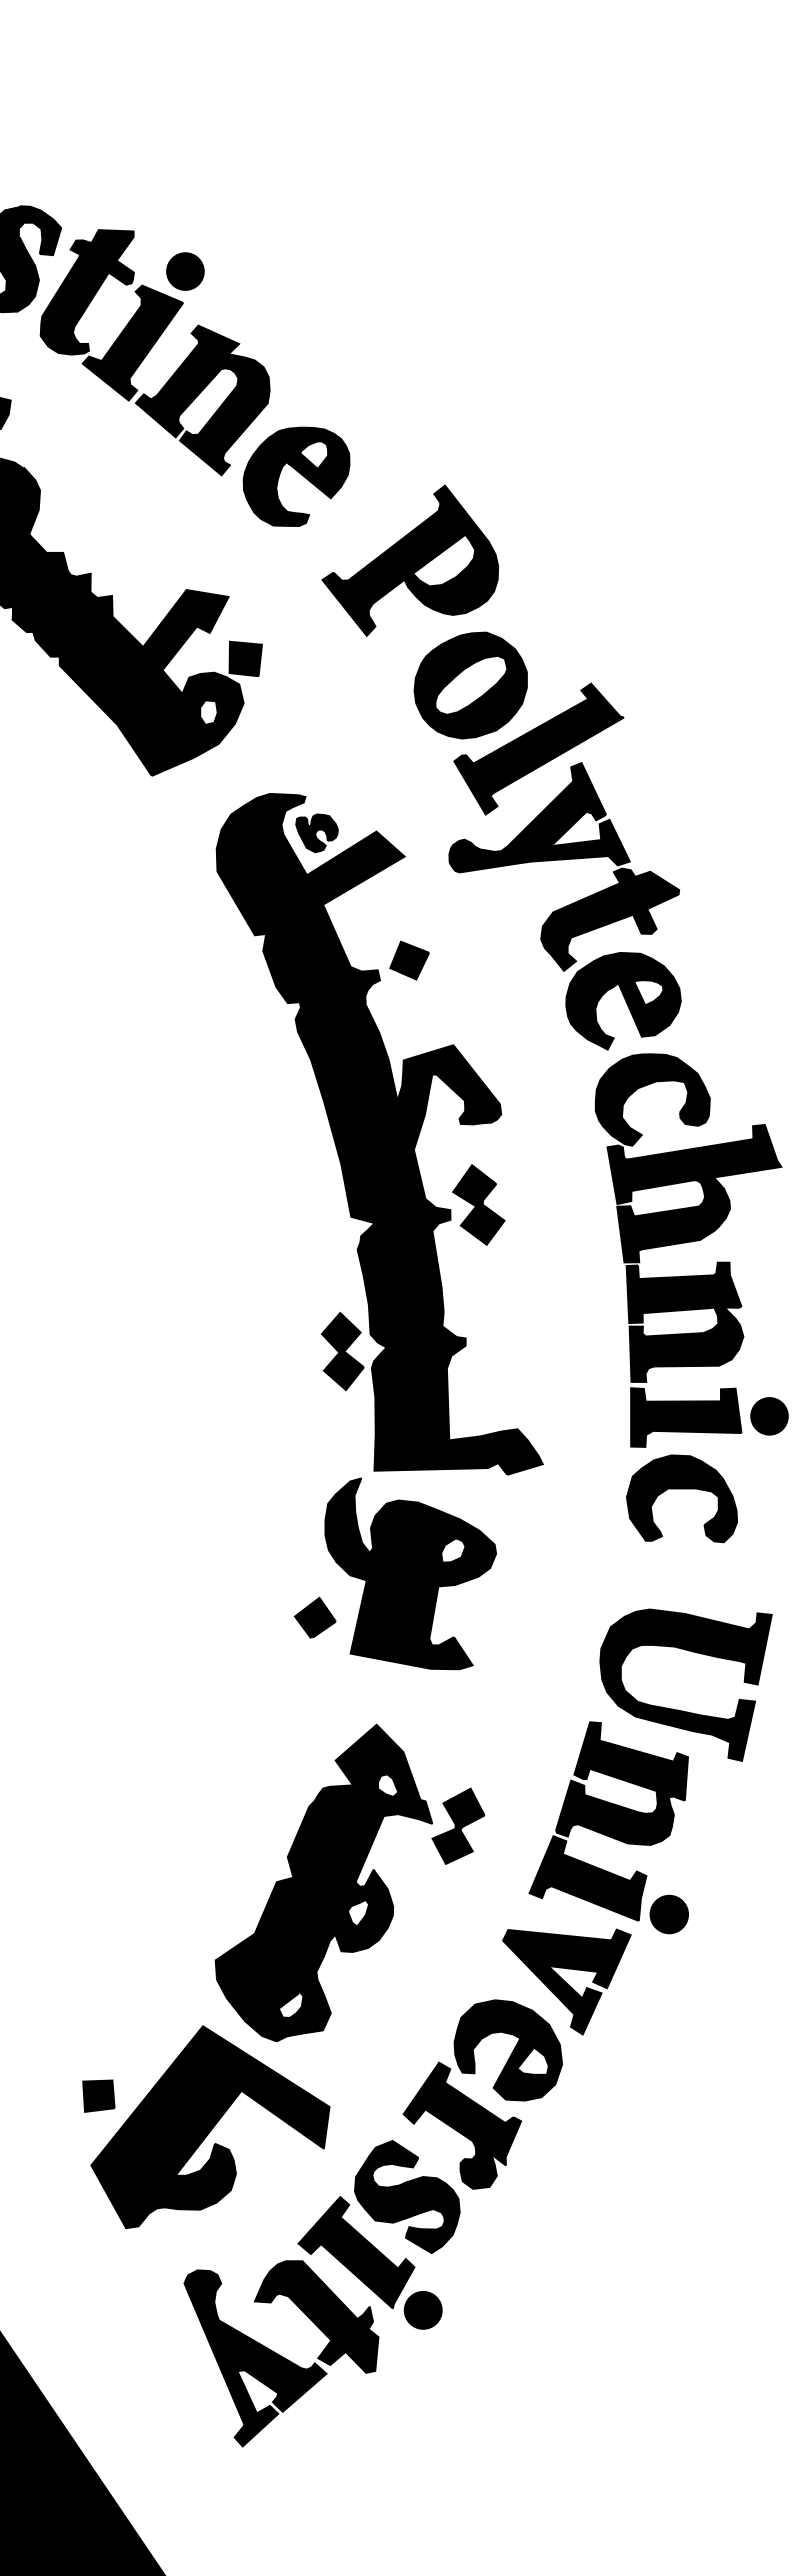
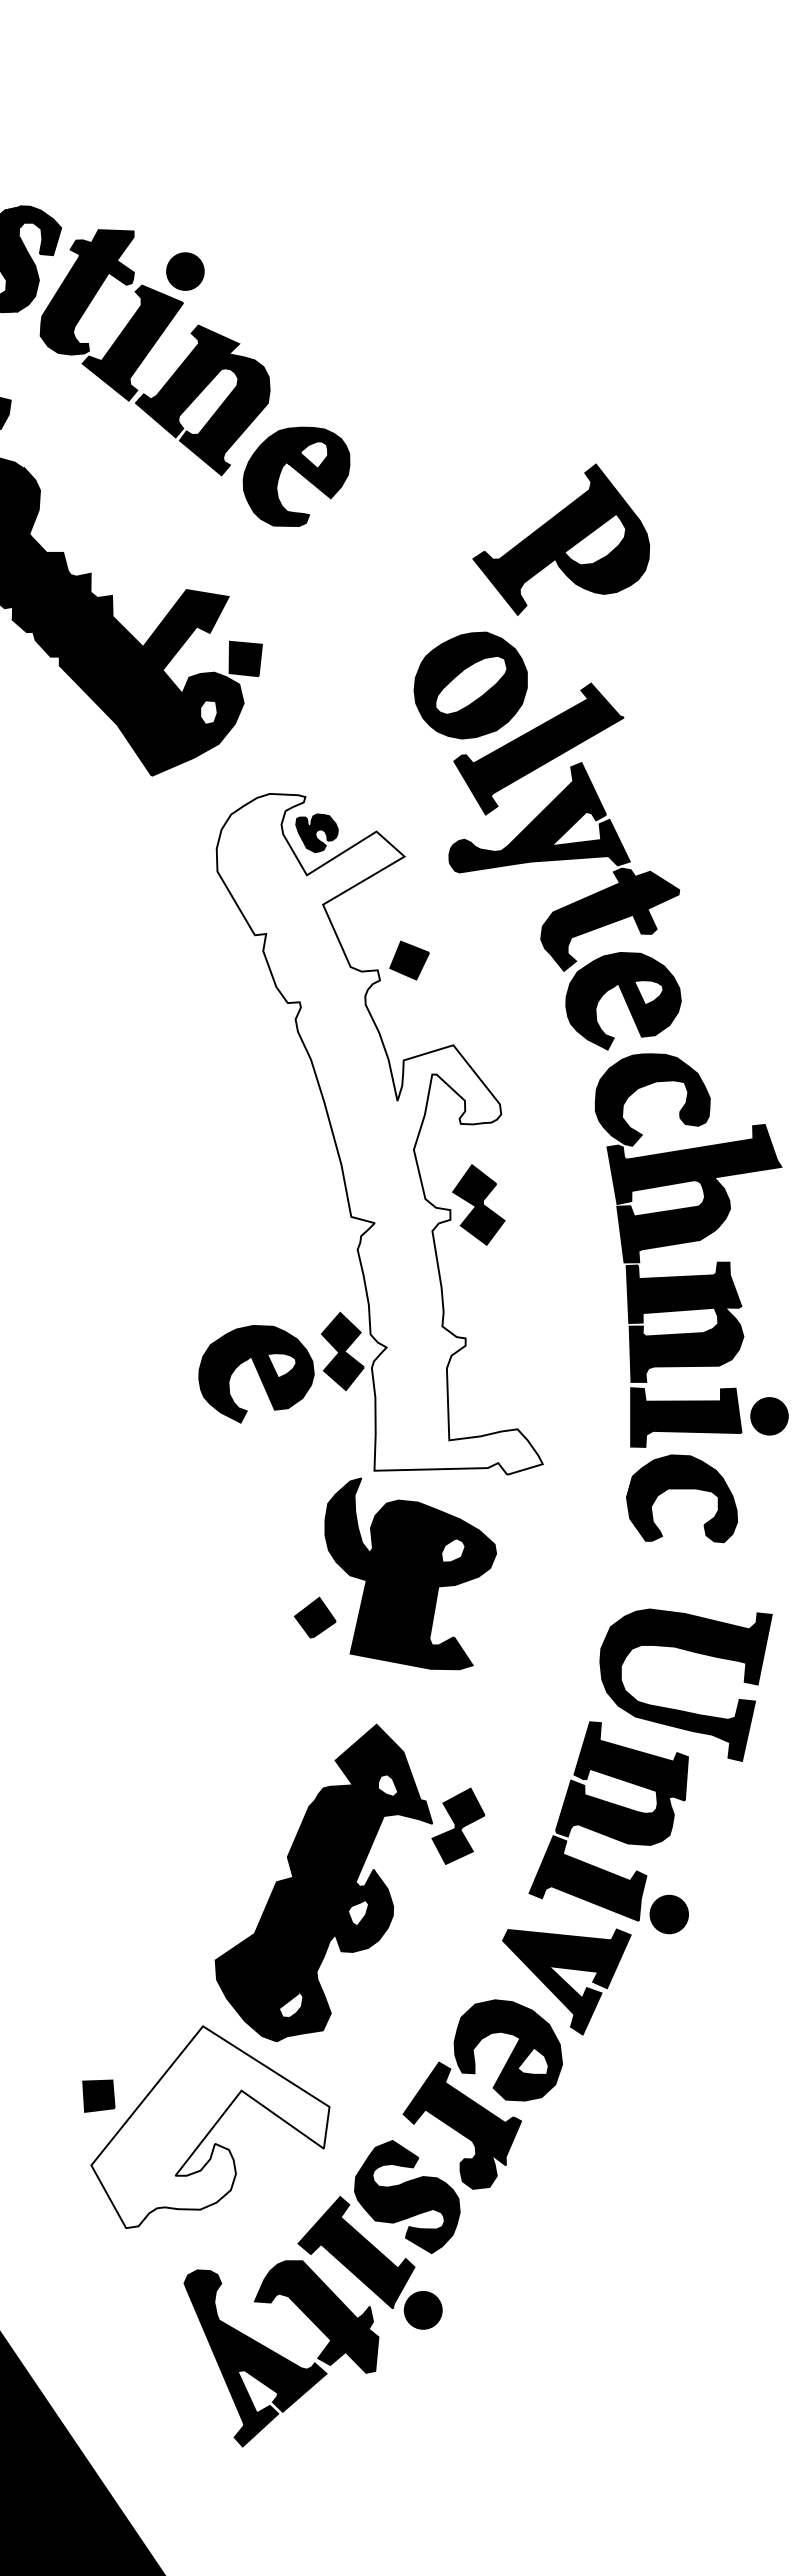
part position: (410, 560) -> (561, 539) (561, 539)
fill: present -> none (379, 1133)
part: none -> present (256, 1374)
fill: present -> none (210, 2127)
